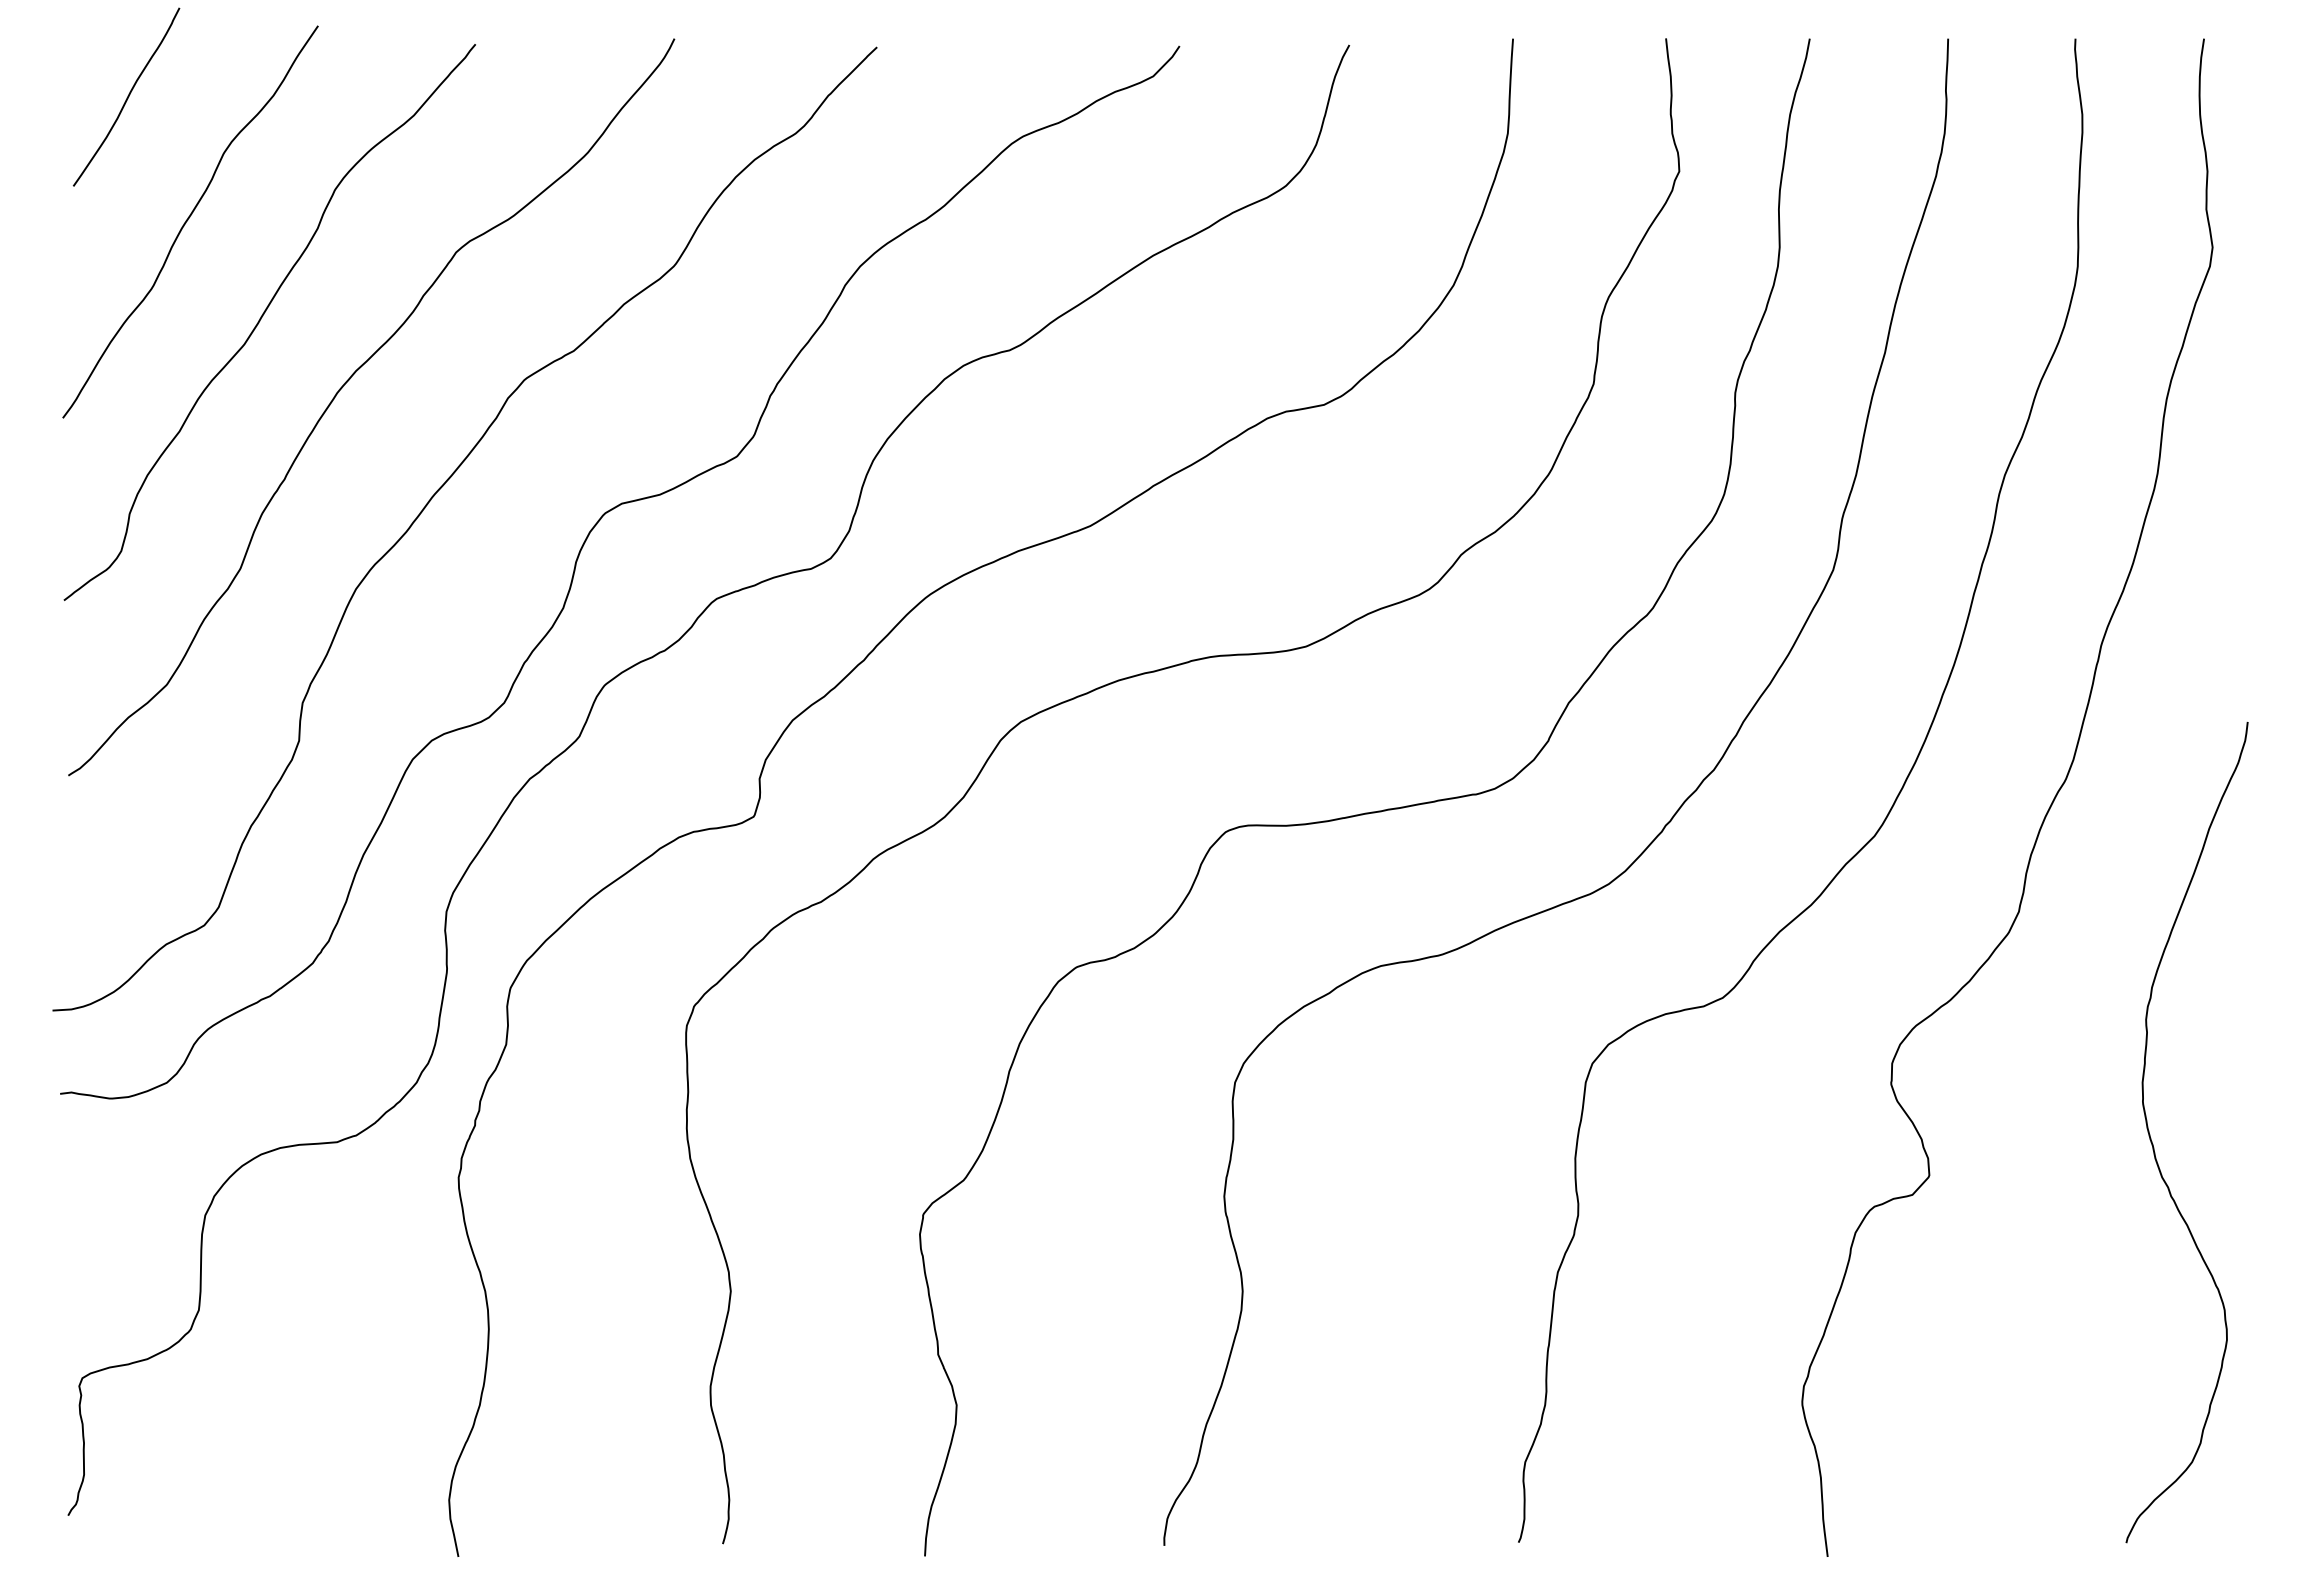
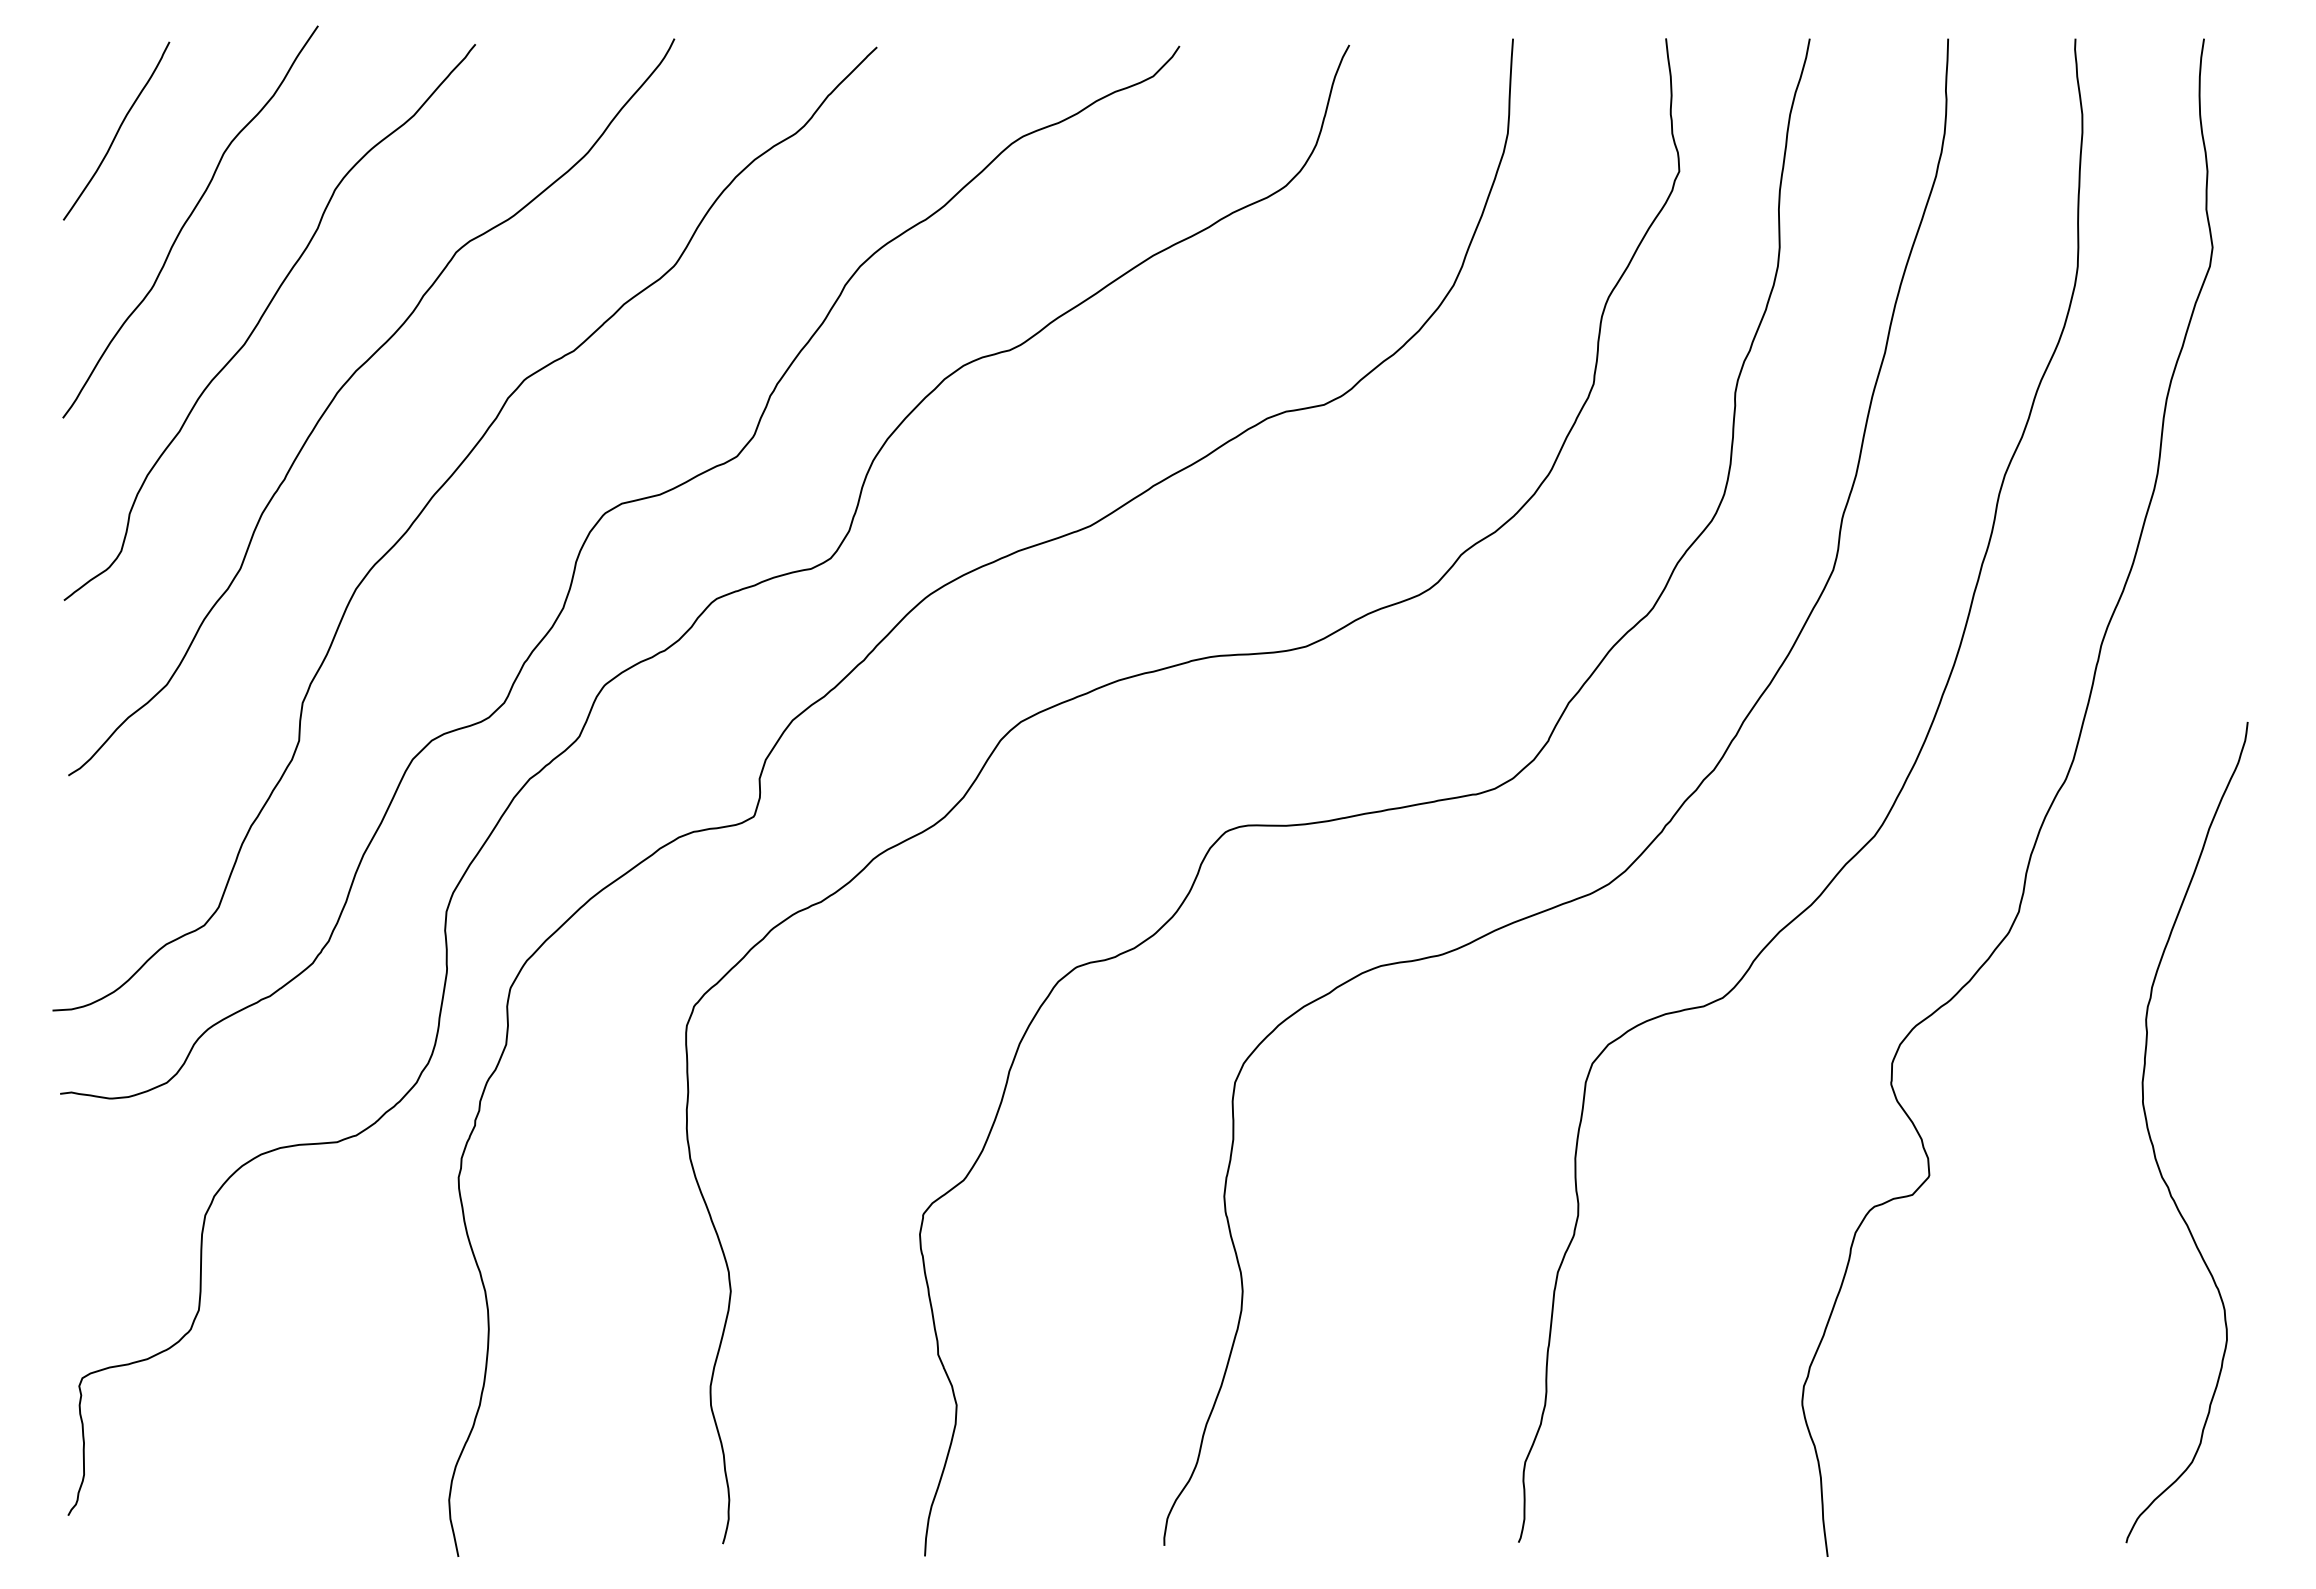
curve position: (127, 96) -> (117, 130) (117, 130)
